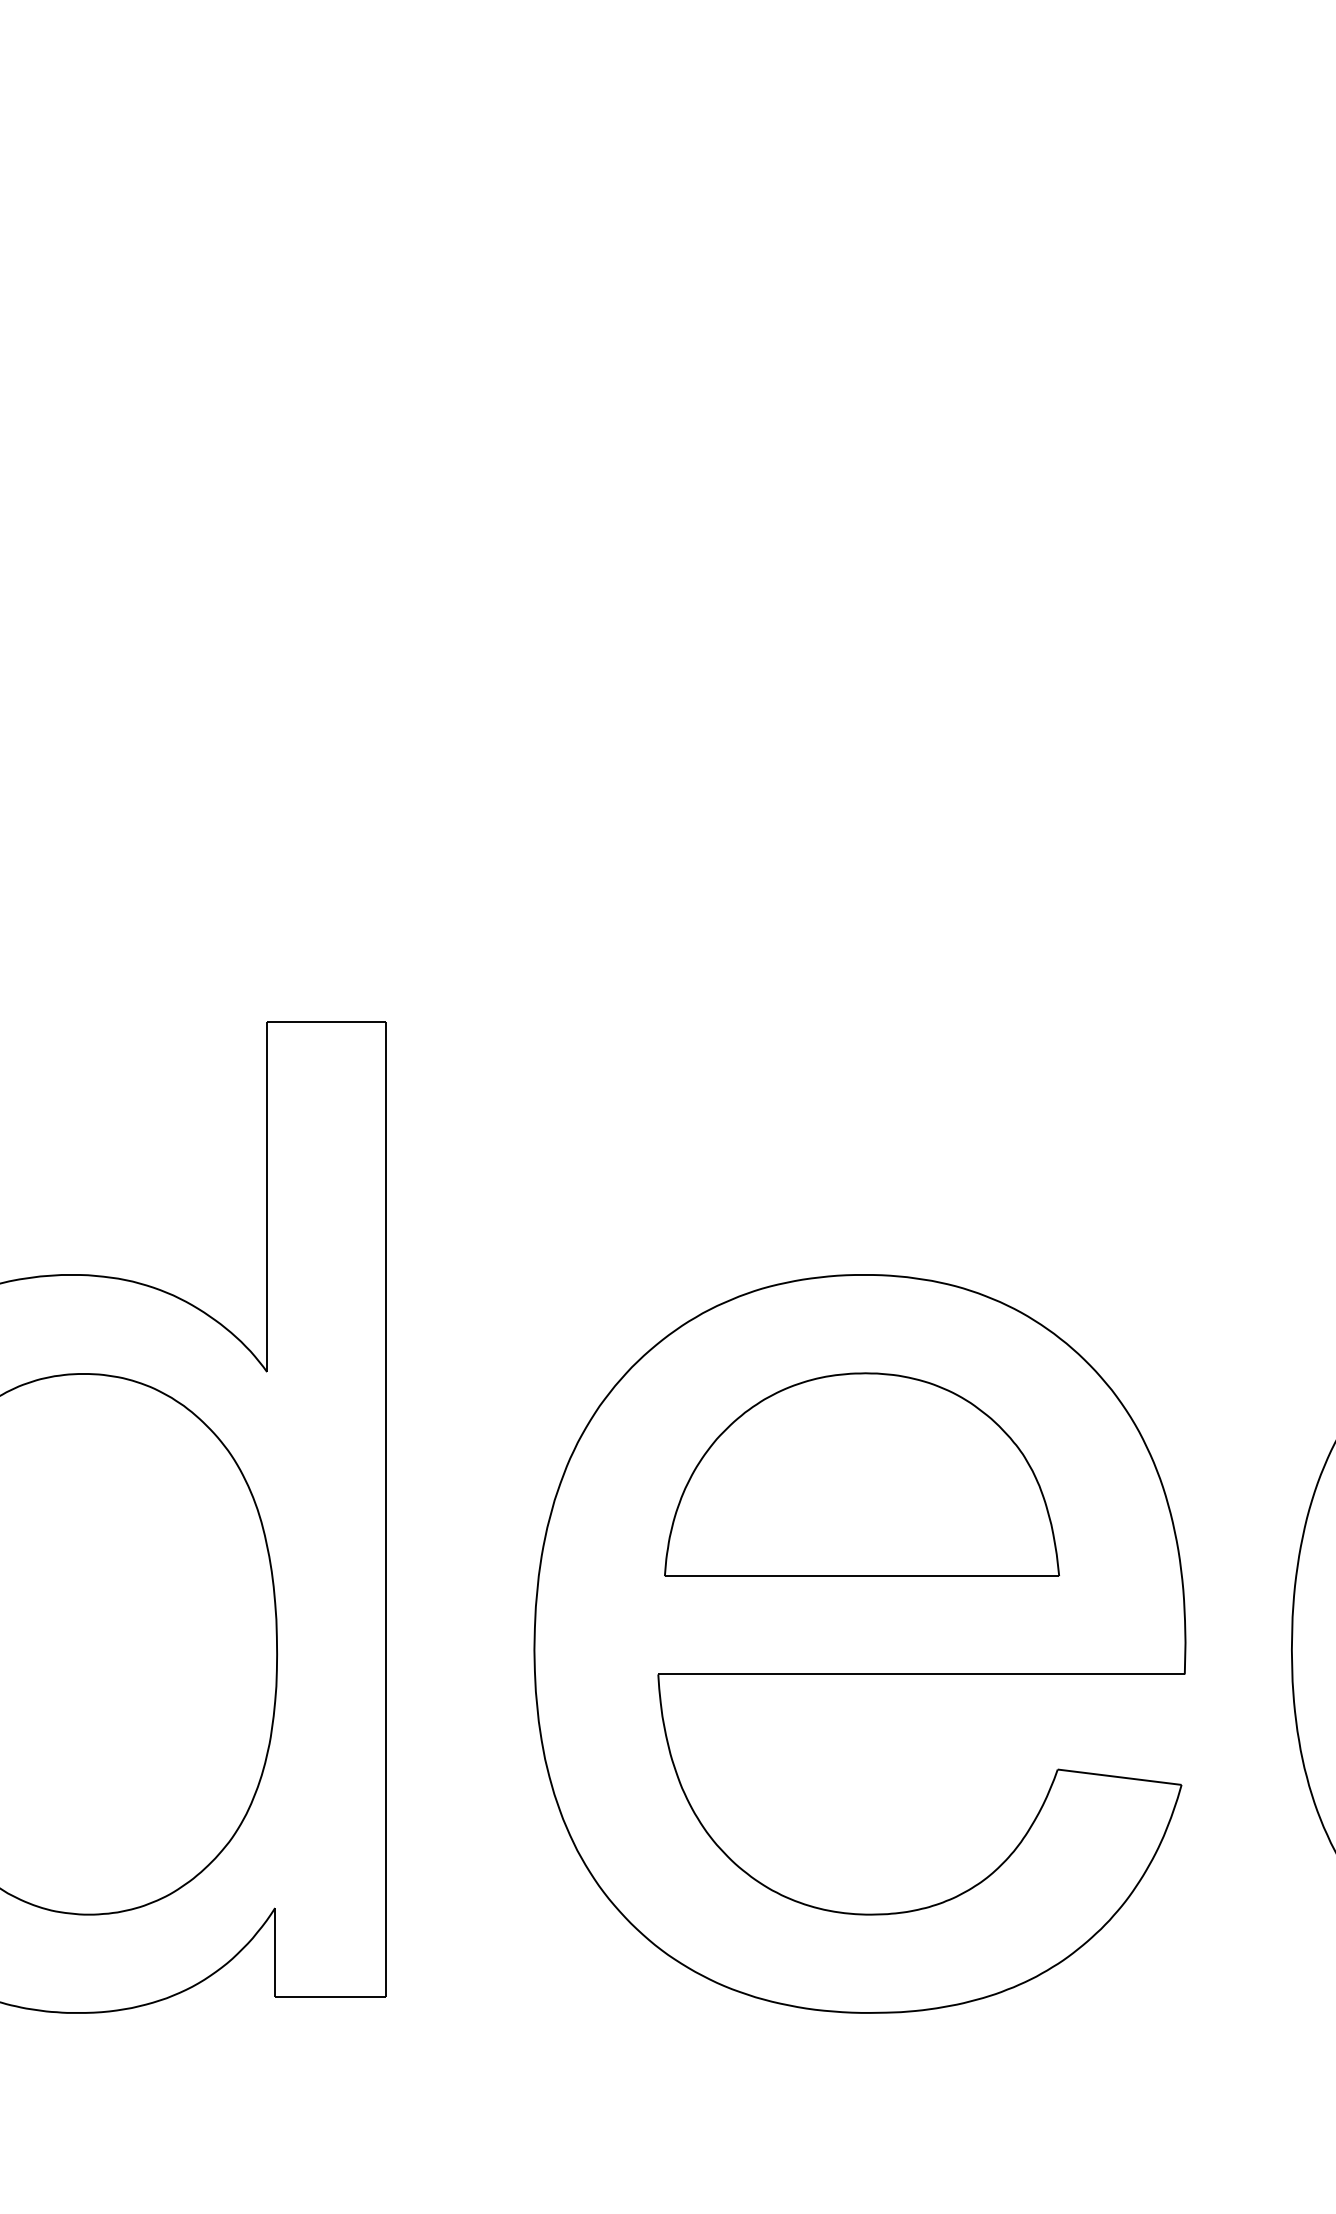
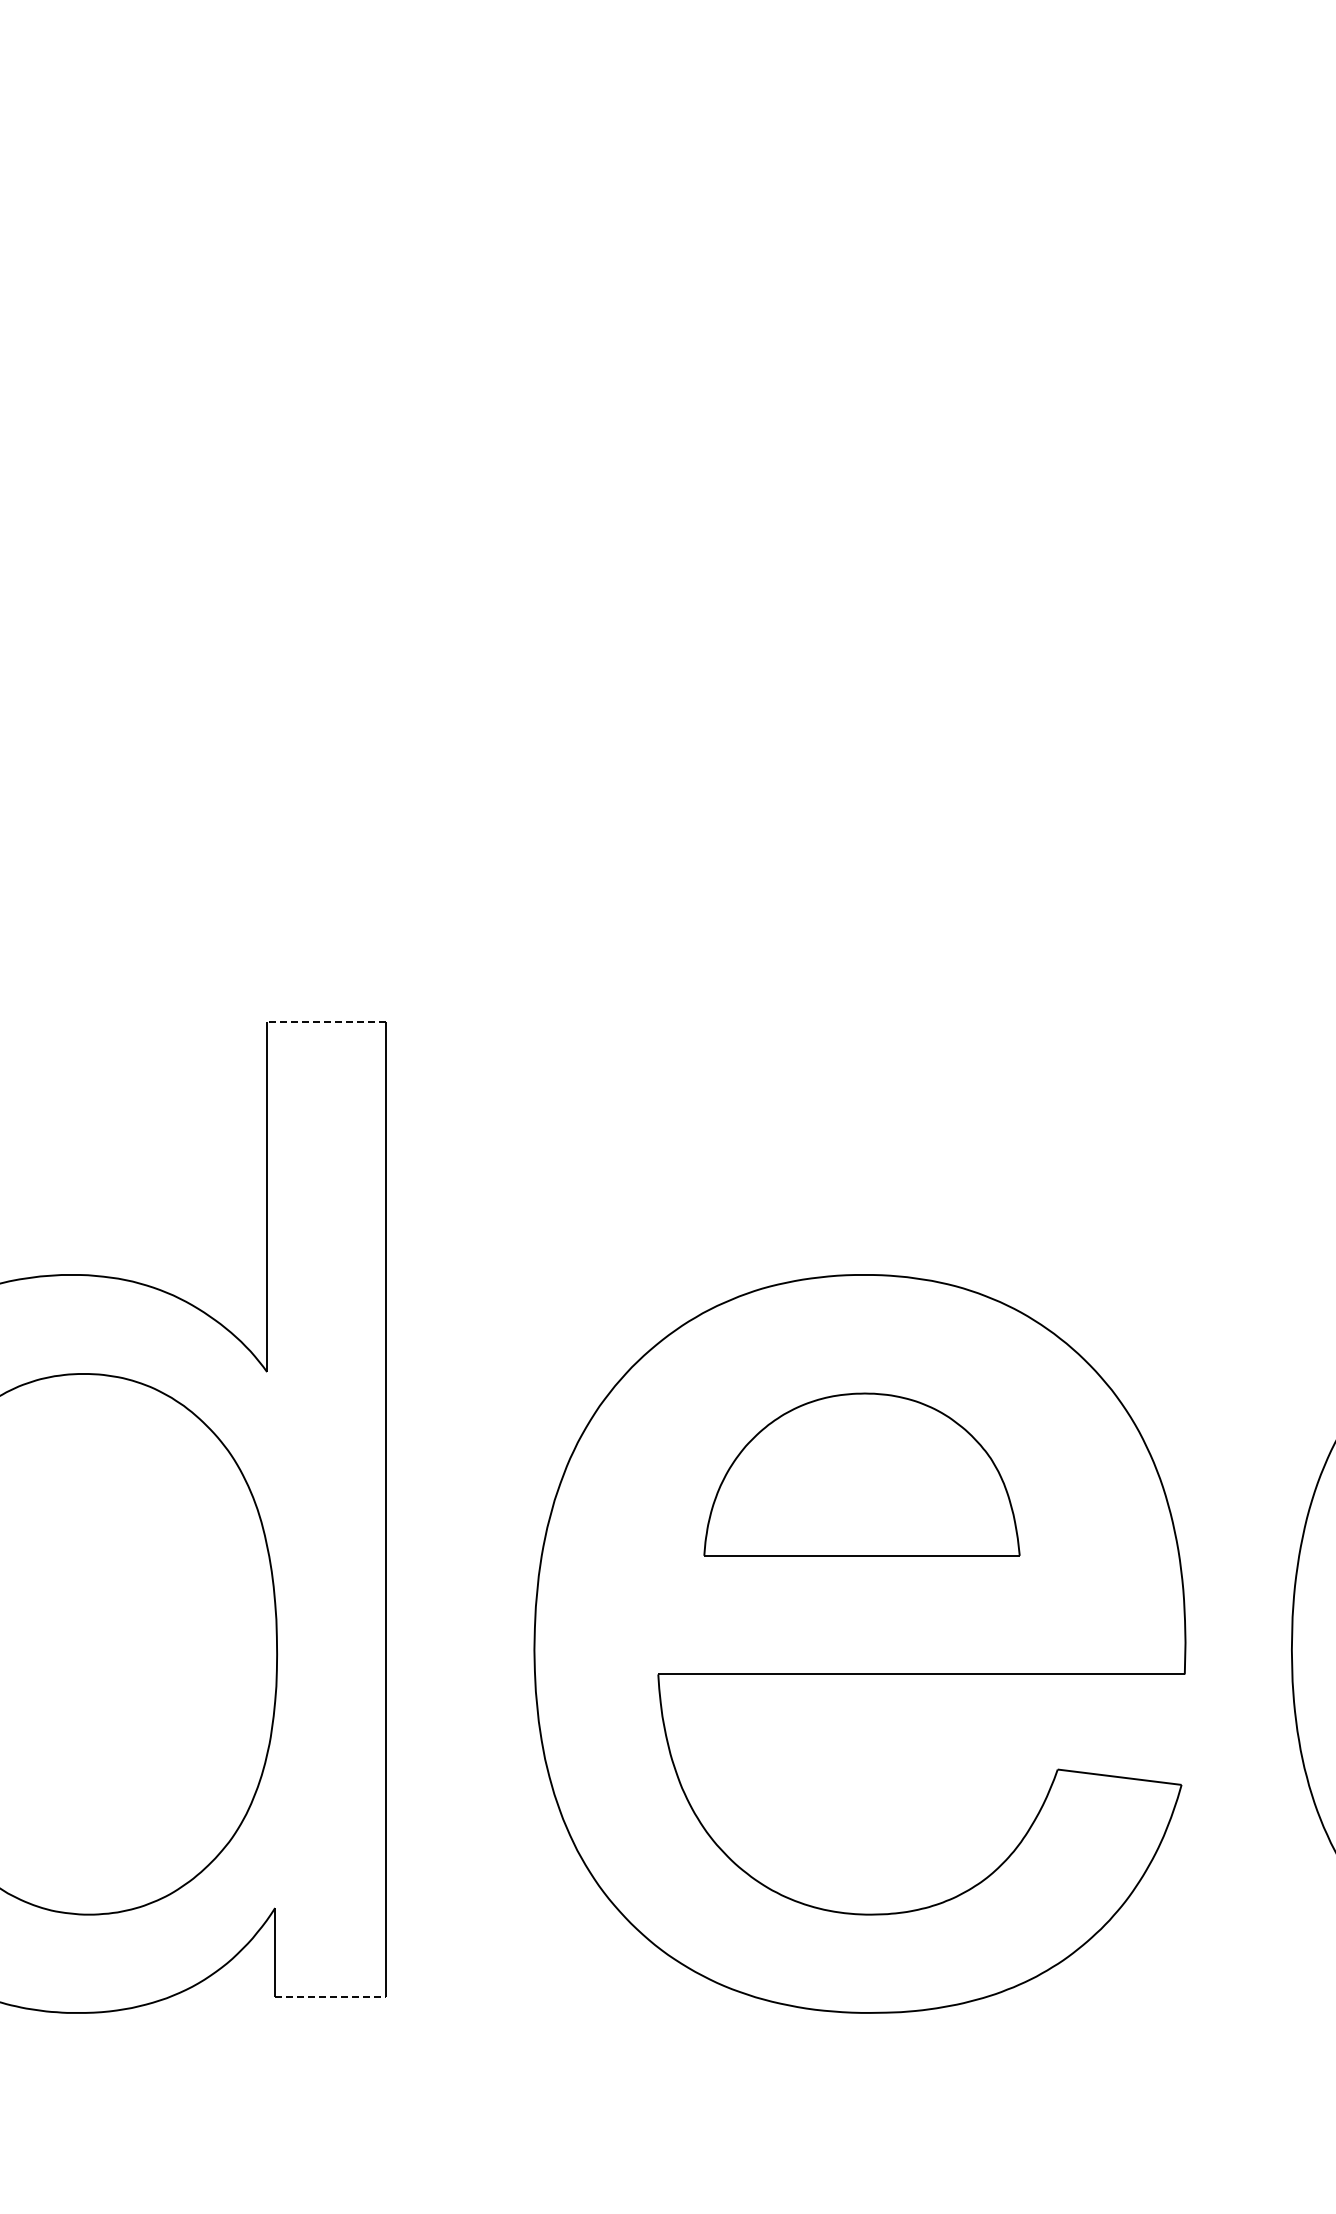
line: solid -> dashed (326, 1022)
part size: 396x205 px -> 318x165 px (861, 1474)
line: solid -> dashed (331, 1997)
